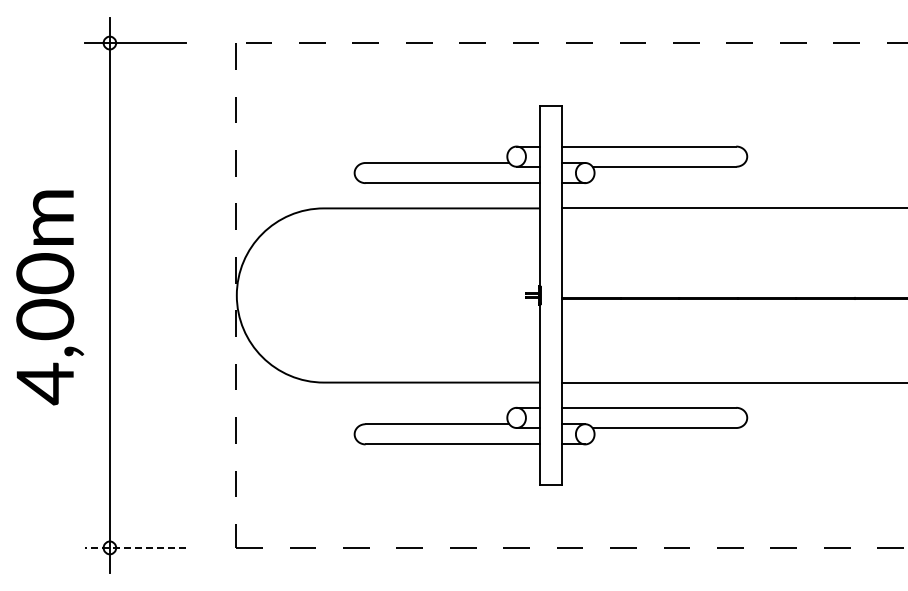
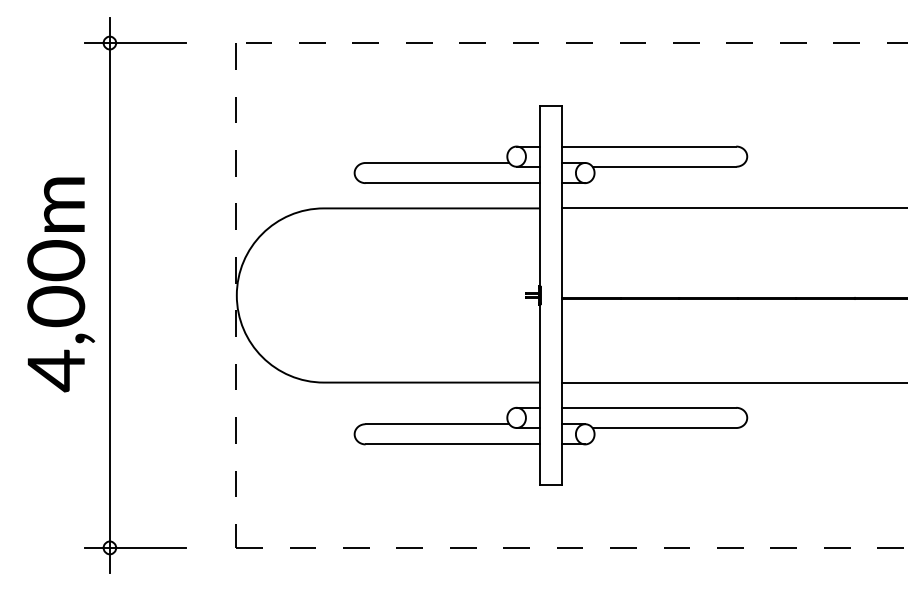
text position: (50, 297) -> (61, 284) (61, 284)
line: dashed -> solid (134, 547)
